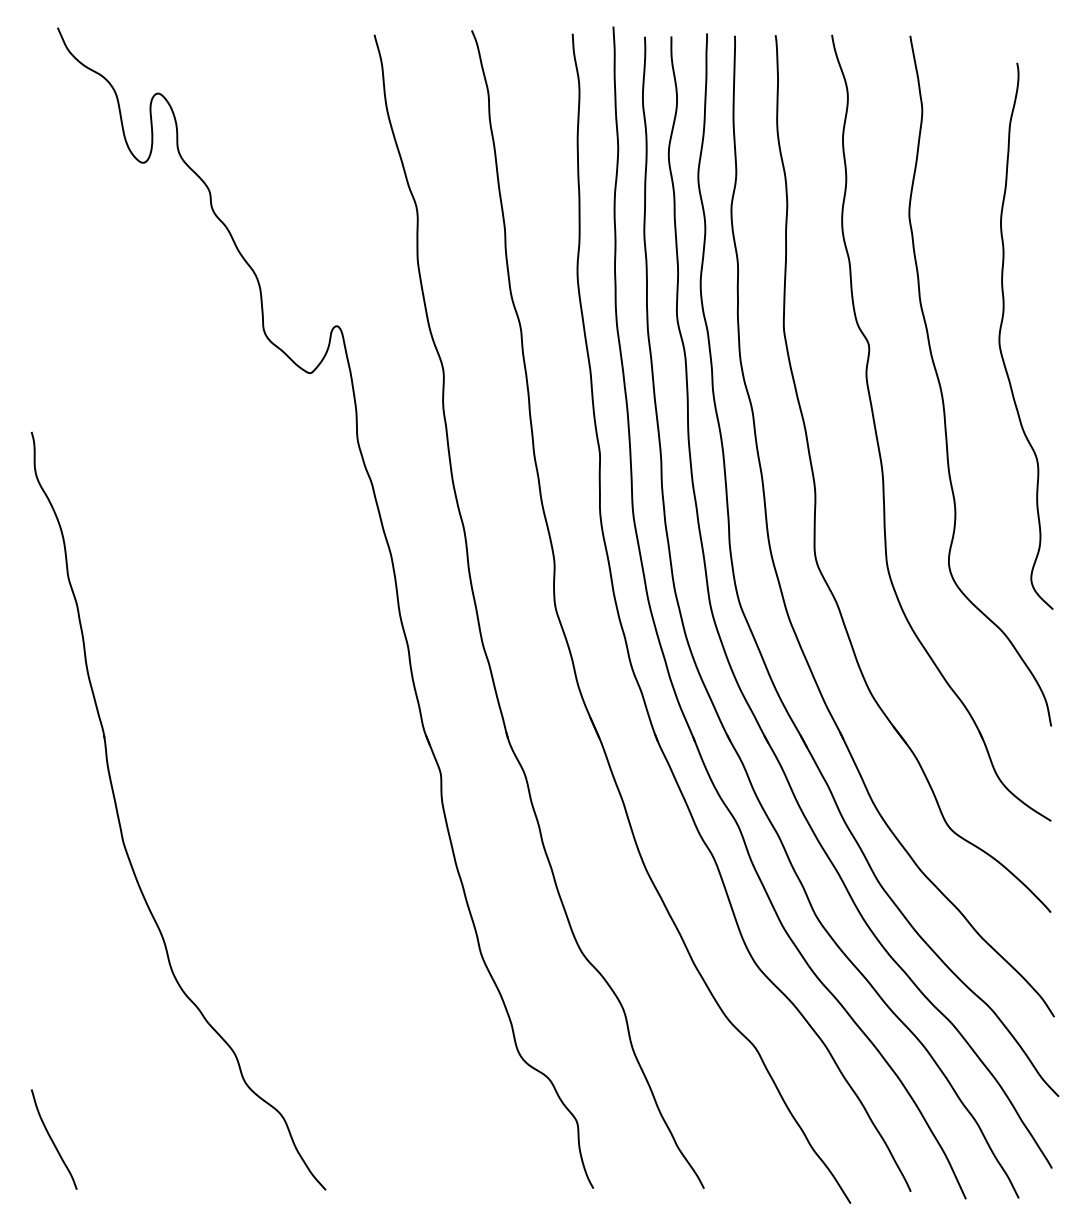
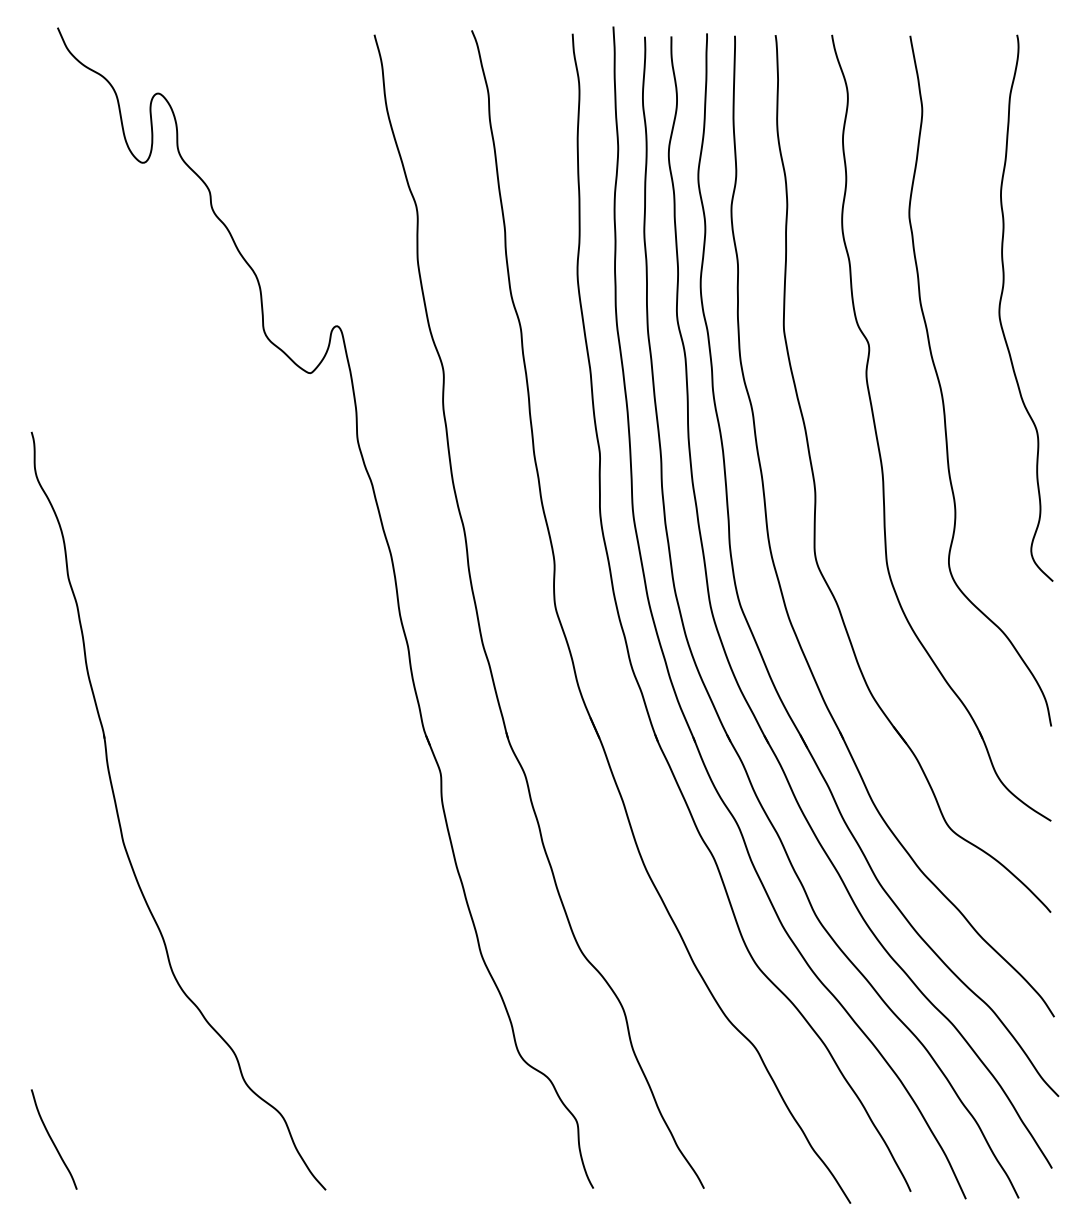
curve position: (1001, 330) -> (1001, 302) (1001, 302)
